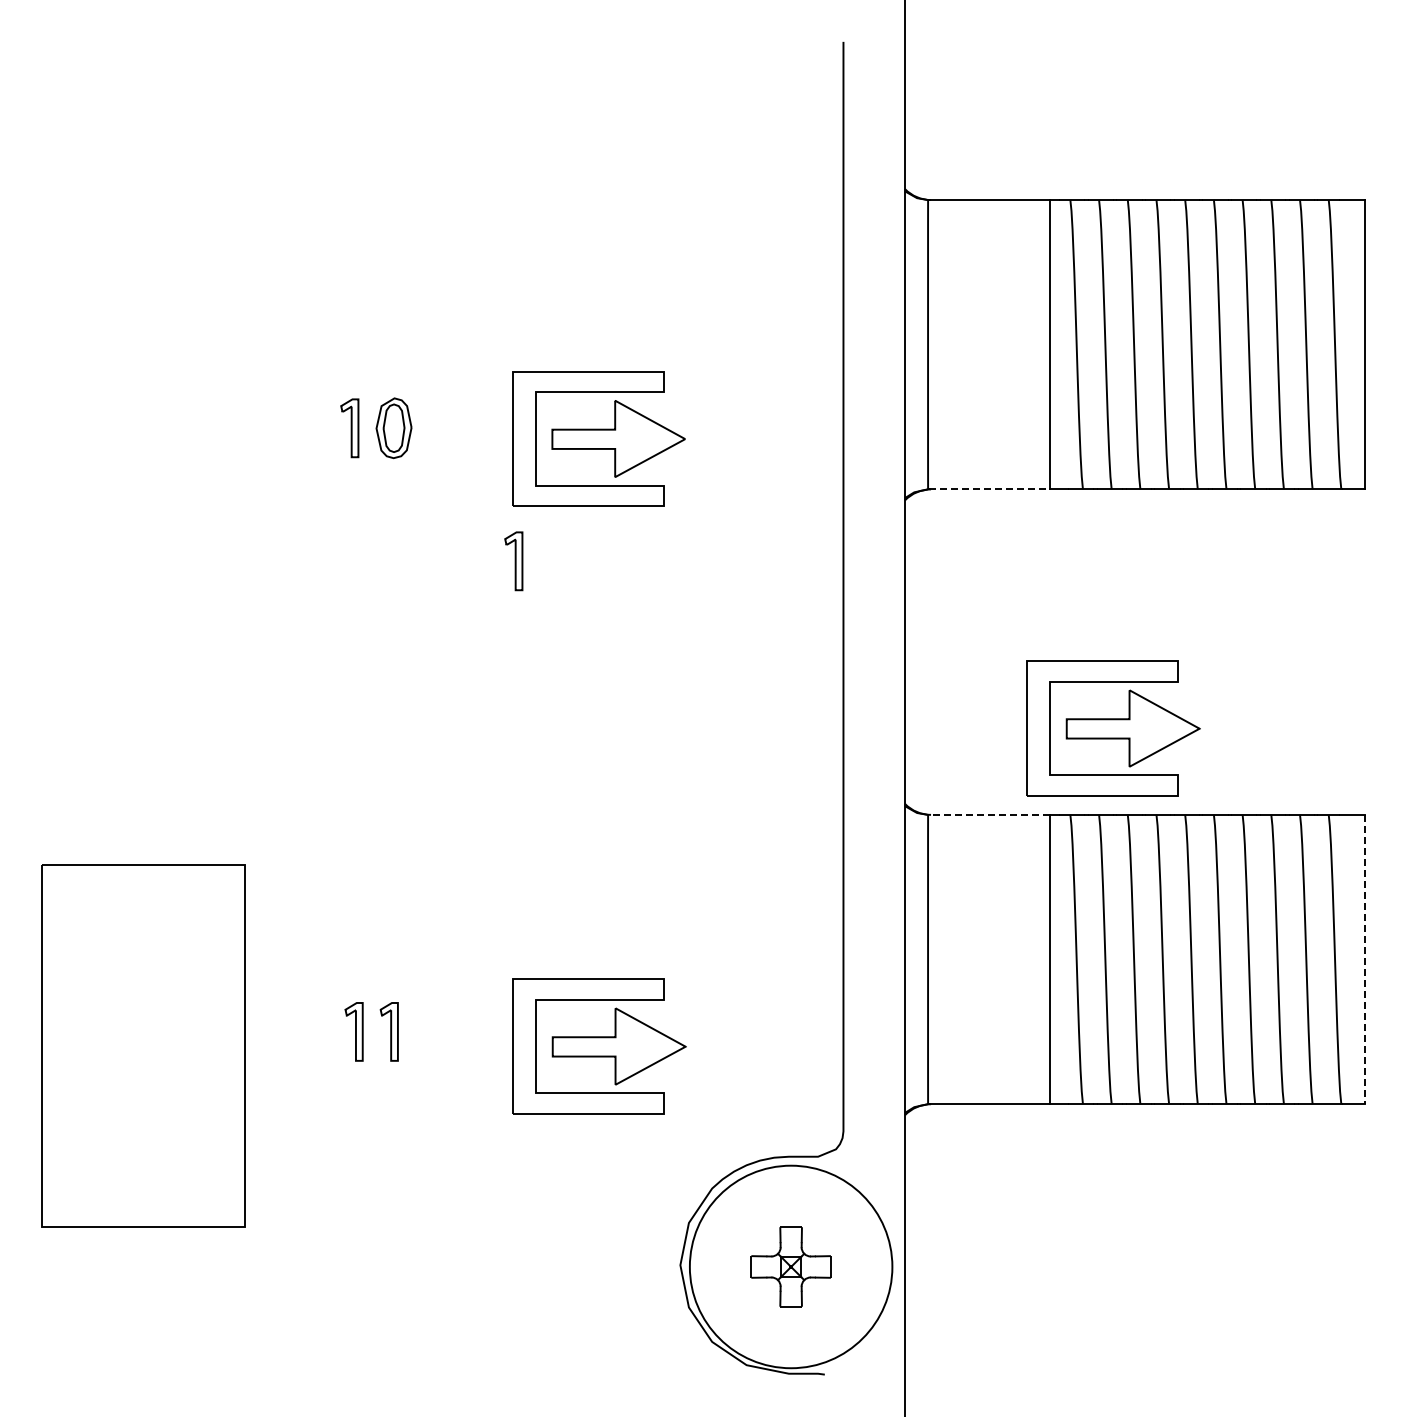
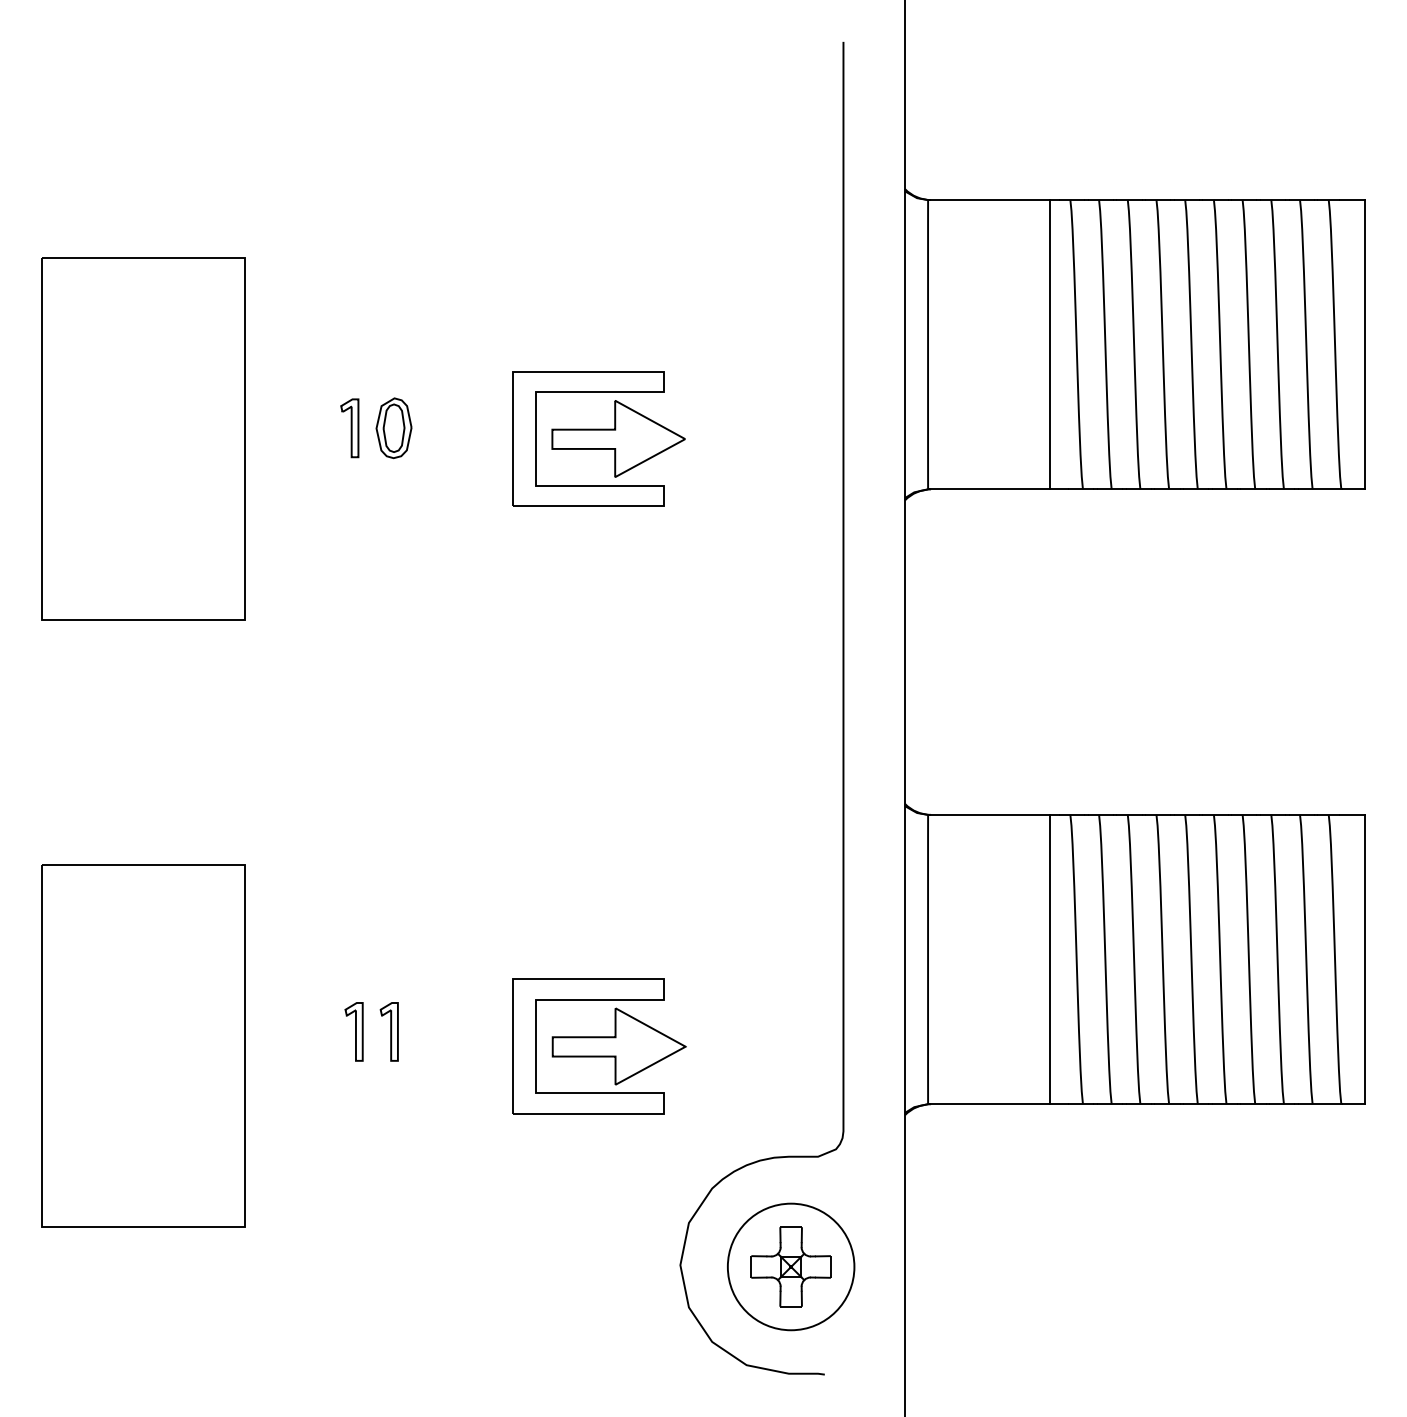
part: none -> present (143, 438)
line: dashed -> solid (989, 489)
part: present -> none (513, 561)
part: present -> none (1113, 728)
line: dashed -> solid (989, 814)
line: dashed -> solid (1365, 959)
circle diameter: 203 px -> 127 px (790, 1266)
